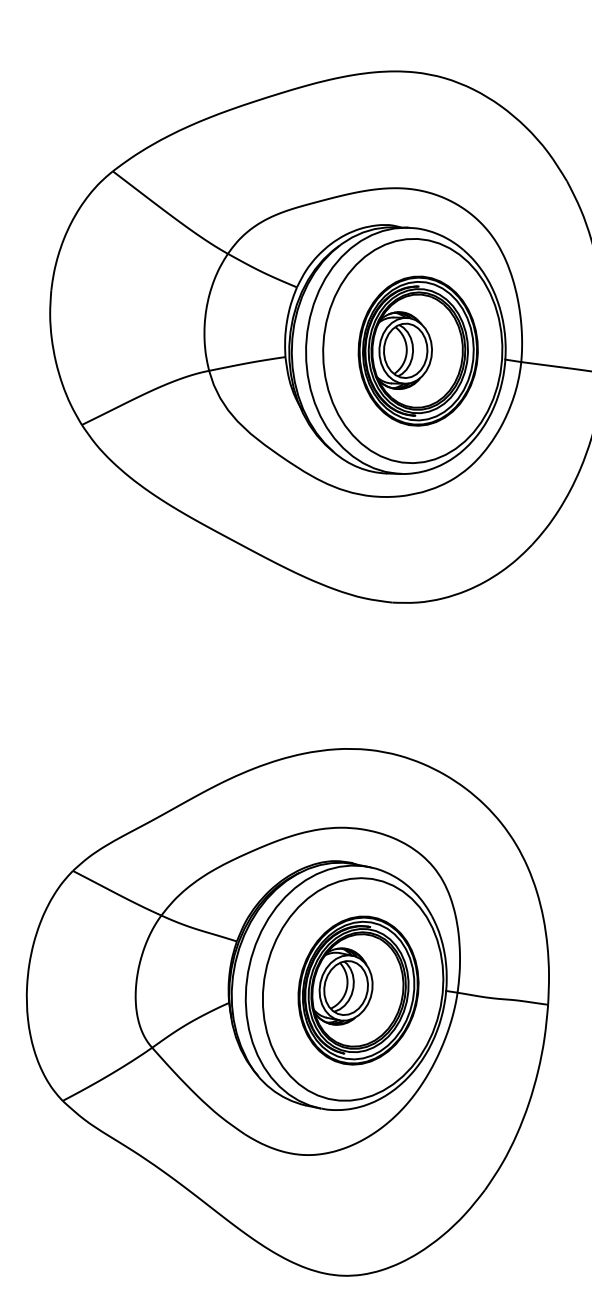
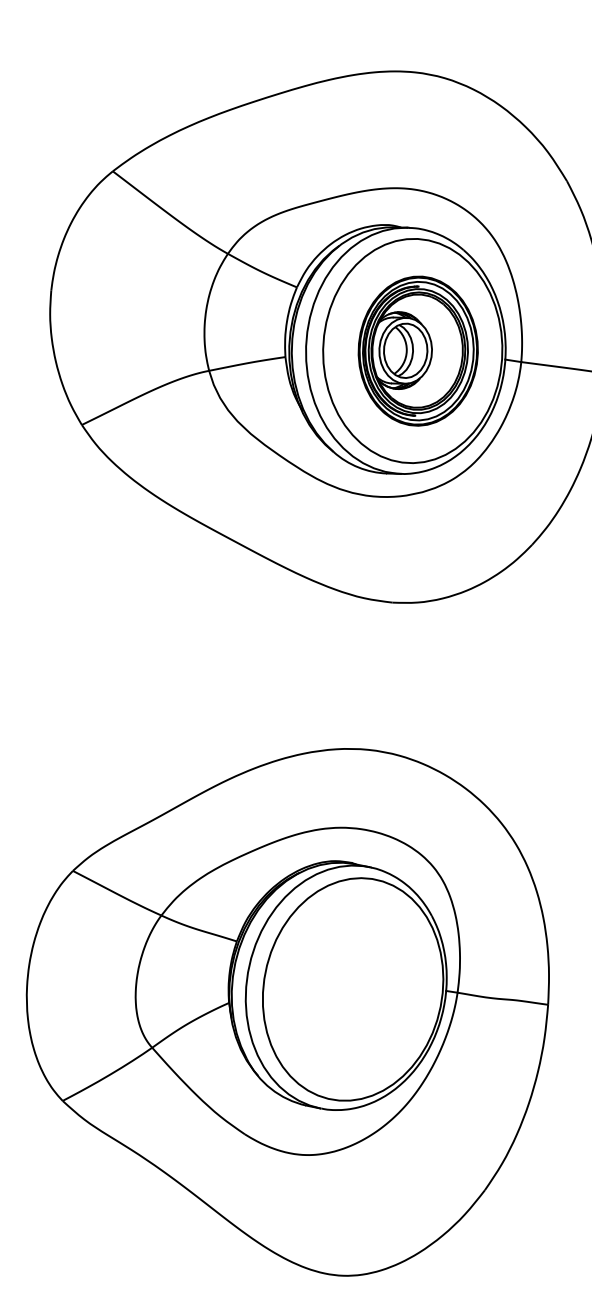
part: present -> none (358, 990)
